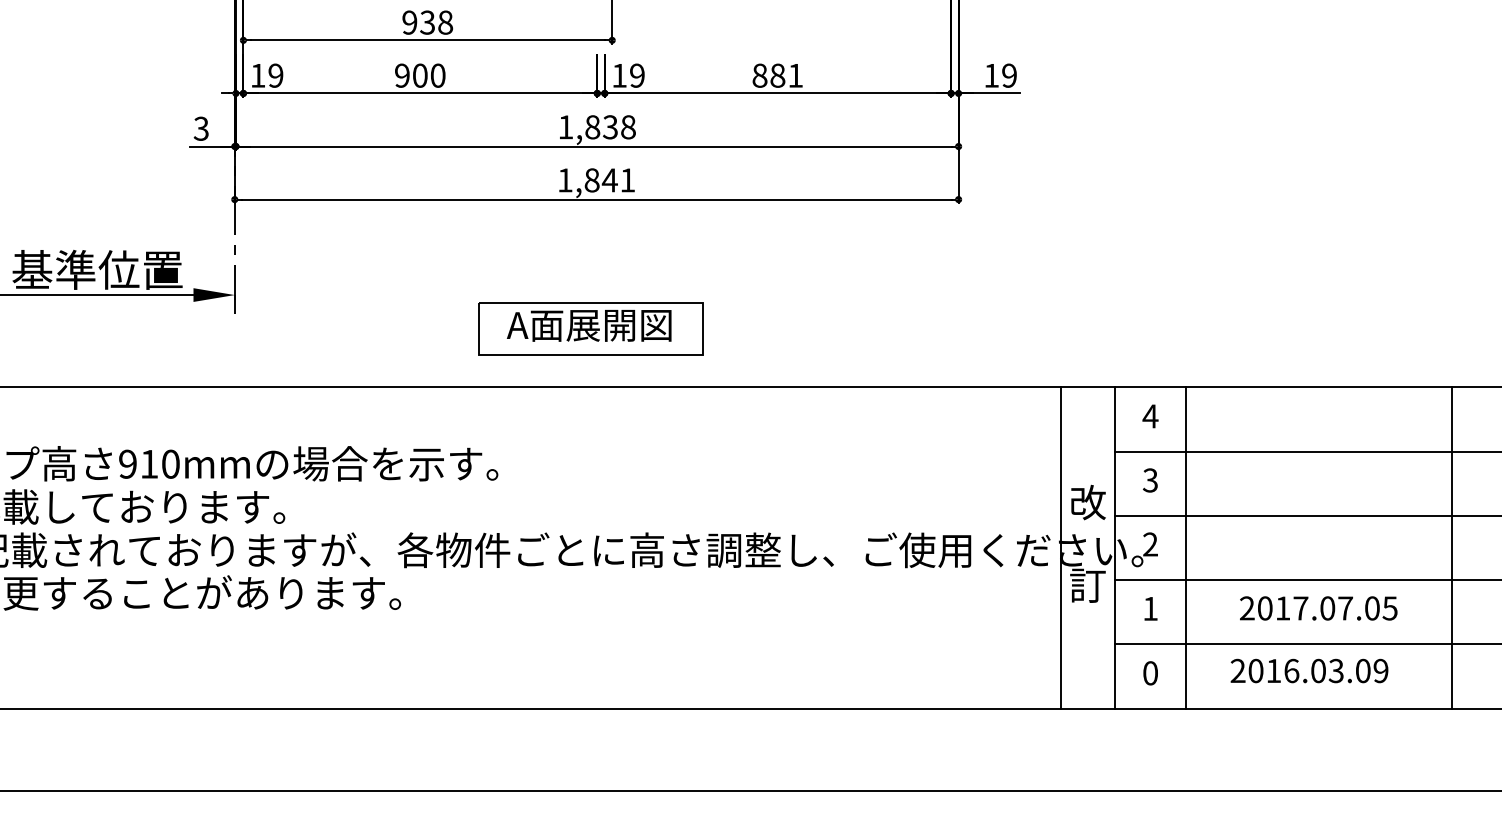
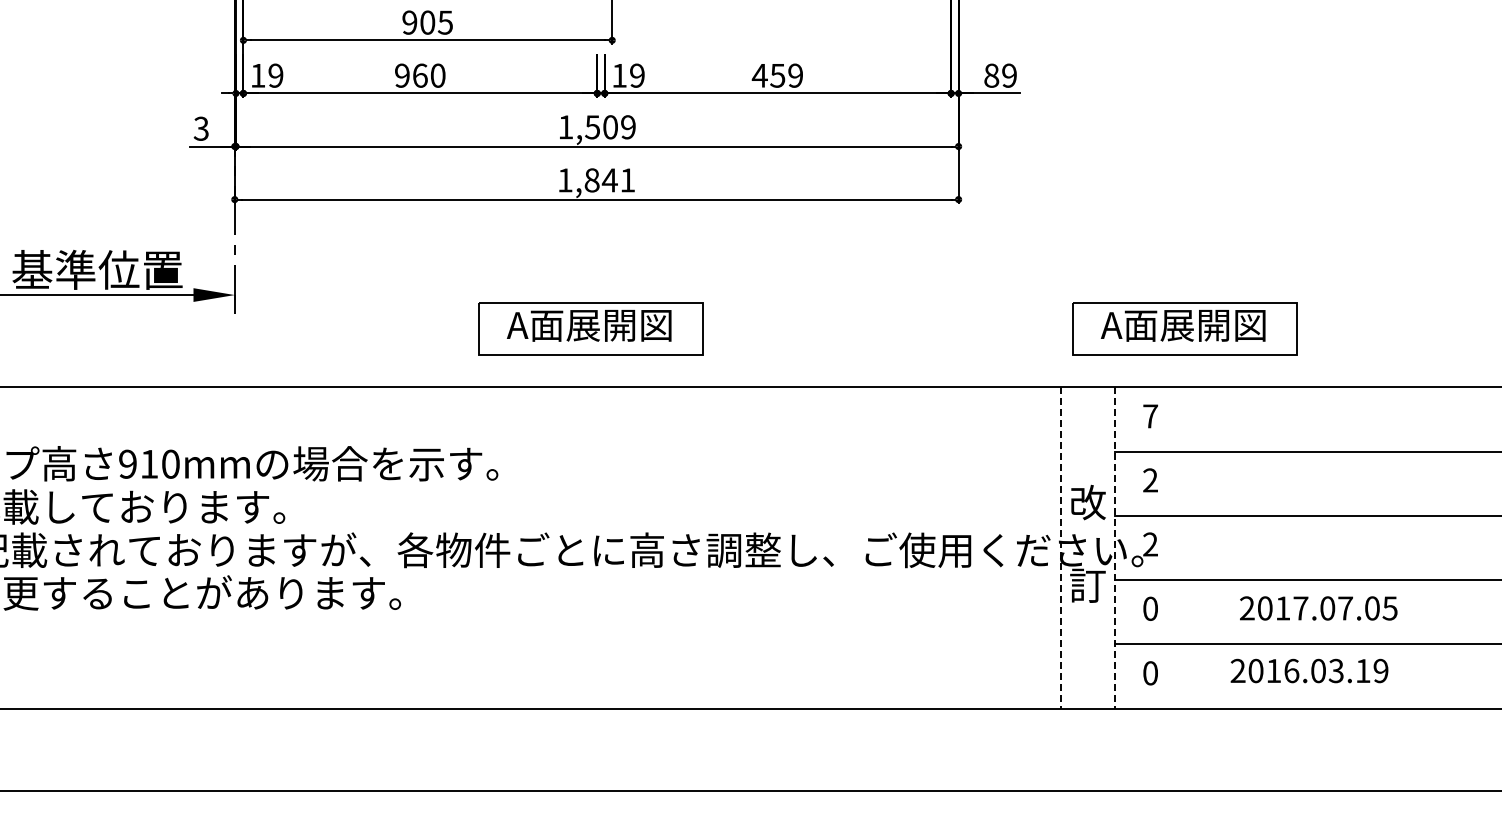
text: 938 -> 905 (436, 22)
text: 900 -> 960 (420, 75)
text: 881 -> 459 (776, 75)
text: 19 -> 89 (991, 75)
text: 1,838 -> 1,509 (610, 127)
part: none -> present (1184, 328)
text: 4 -> 7 (1150, 416)
text: 3 -> 2 (1149, 480)
line: present -> none (1186, 547)
line: present -> none (1451, 547)
line: solid -> dashed (1060, 548)
line: solid -> dashed (1115, 548)
text: 1 -> 0 (1150, 608)
text: 2016.03.09 -> 2016.03.19 (1363, 670)
